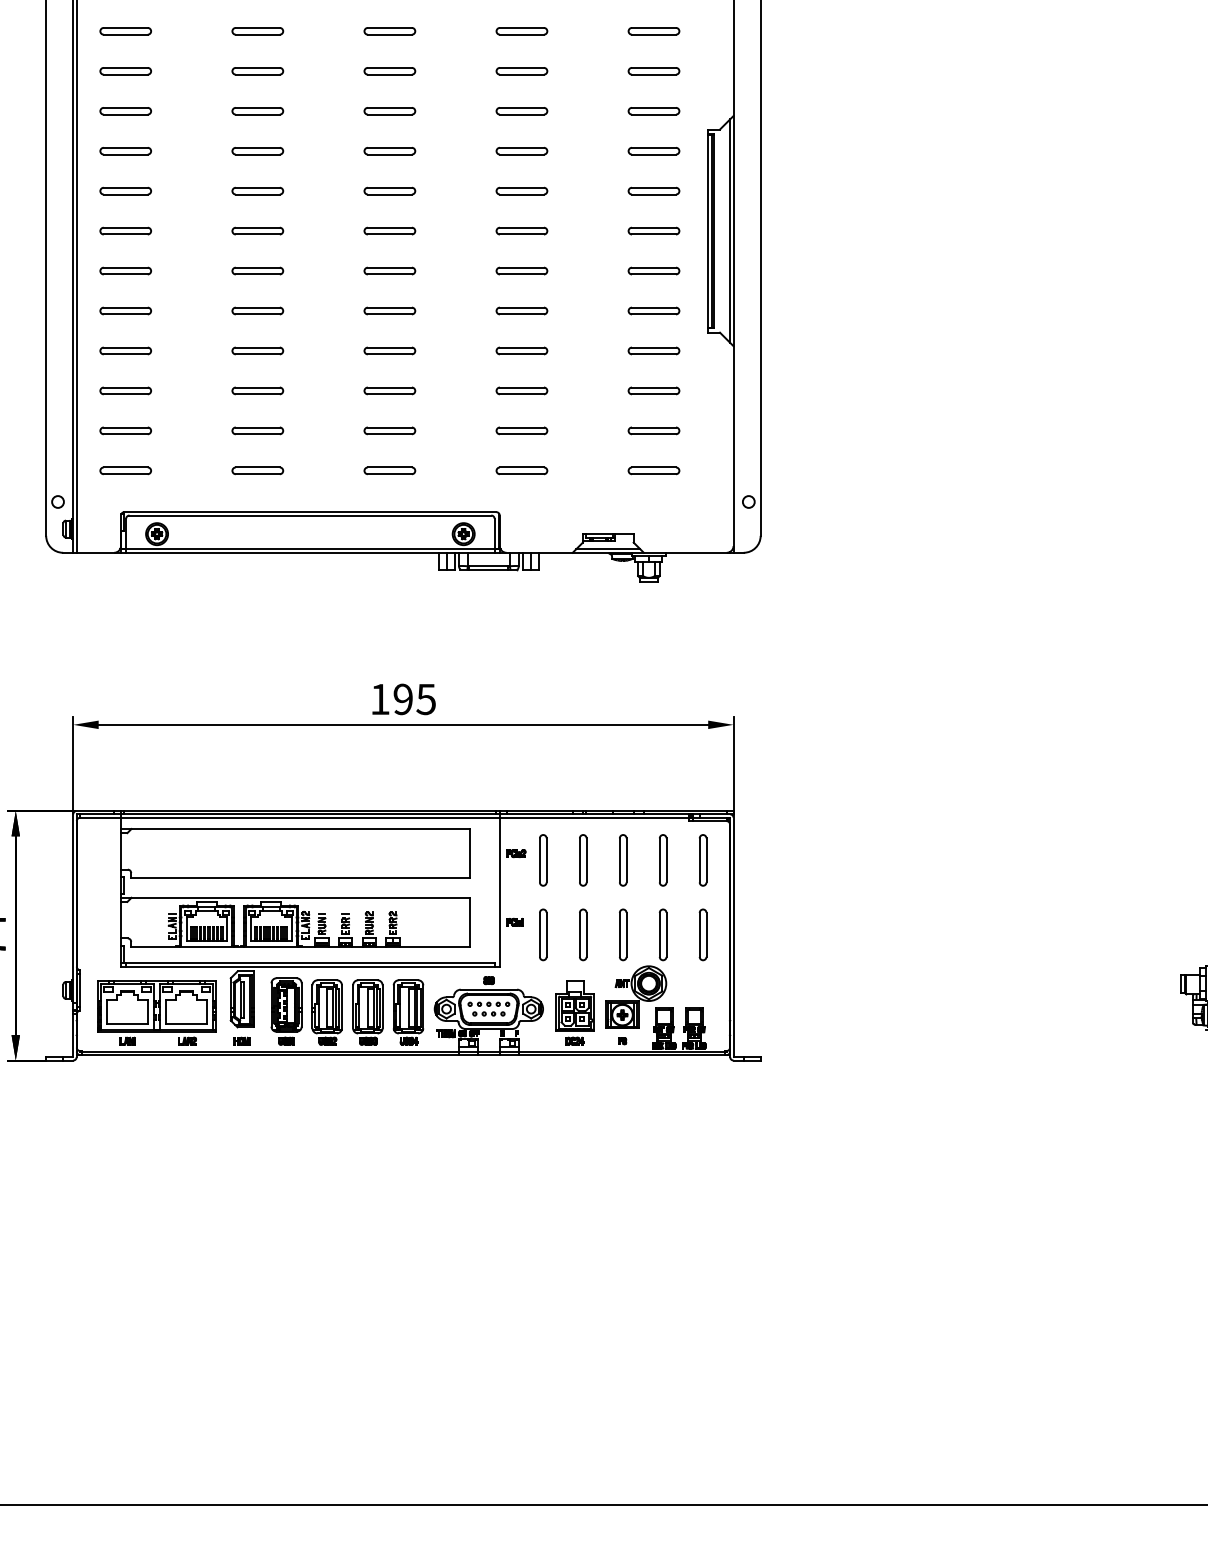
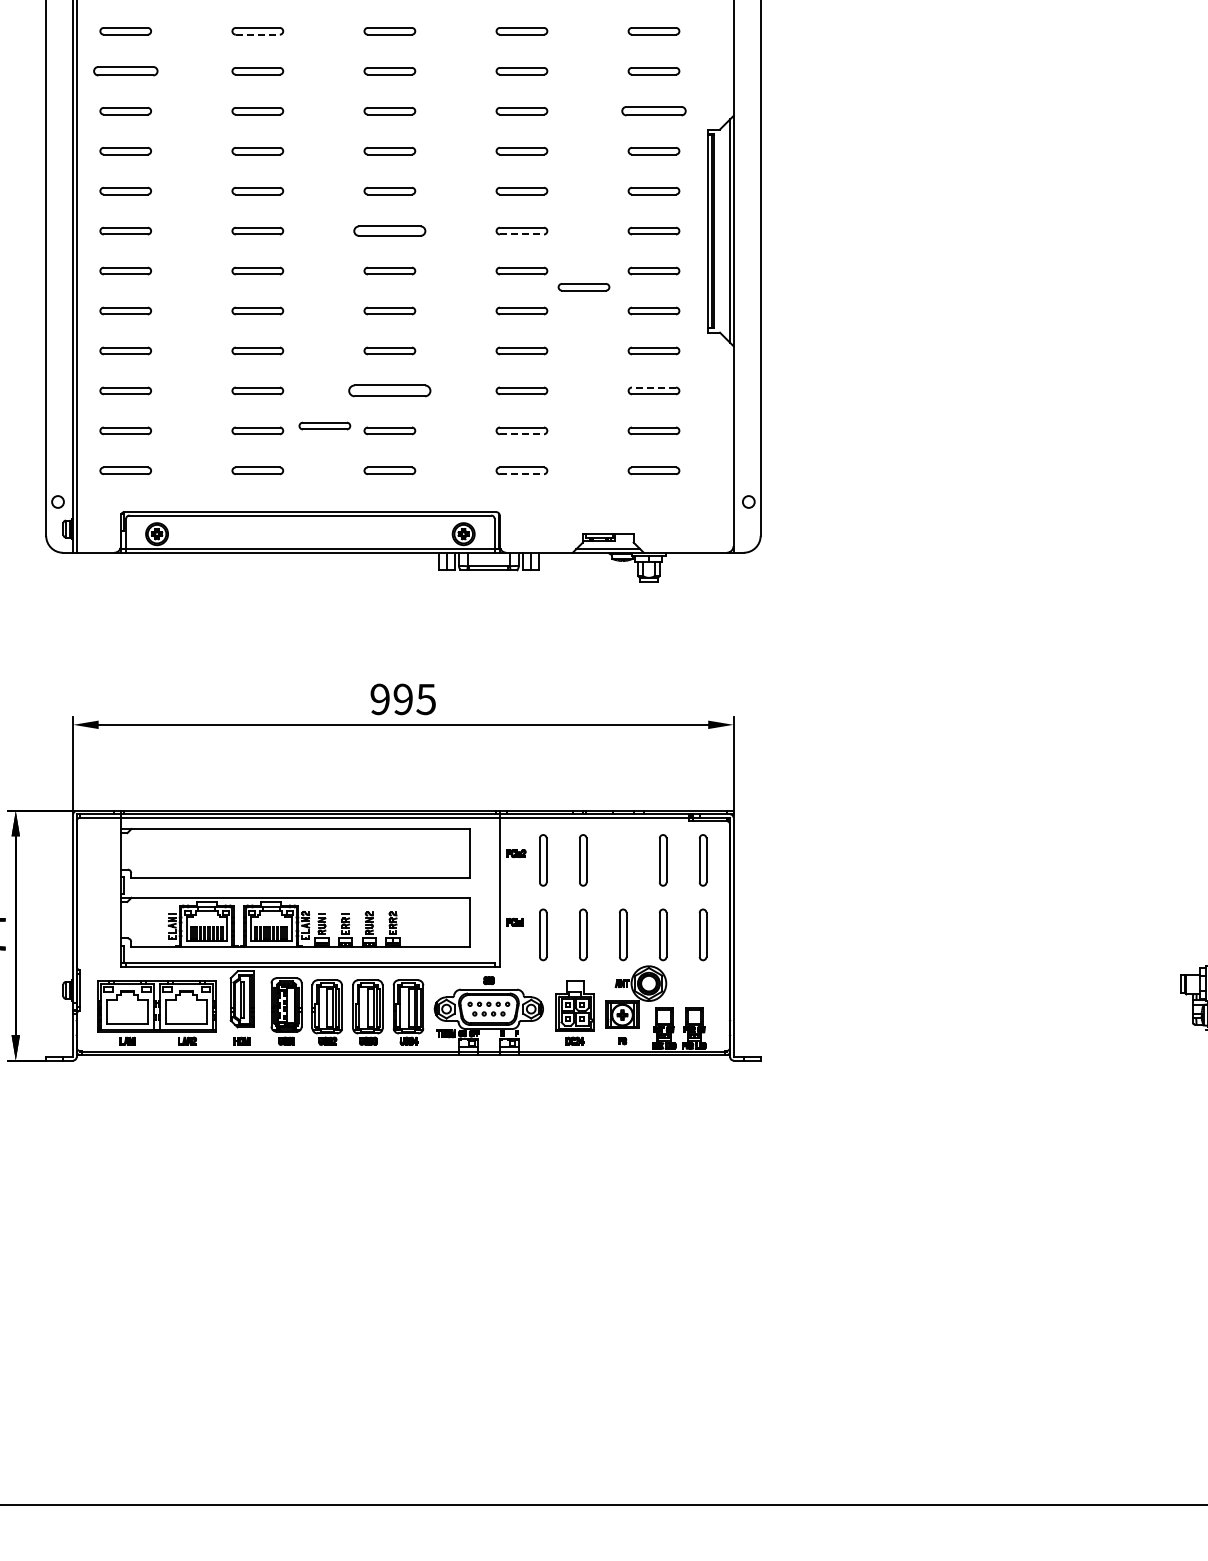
line: solid -> dashed (258, 34)
part size: 53x9 px -> 66x11 px (125, 71)
part size: 54x9 px -> 66x11 px (653, 111)
part size: 54x10 px -> 74x12 px (389, 230)
line: solid -> dashed (522, 234)
part: none -> present (583, 287)
line: solid -> dashed (653, 387)
part size: 54x10 px -> 84x14 px (389, 390)
part: none -> present (324, 425)
line: solid -> dashed (522, 434)
line: solid -> dashed (522, 474)
text: 195 -> 995 (379, 699)
part: present -> none (623, 860)
